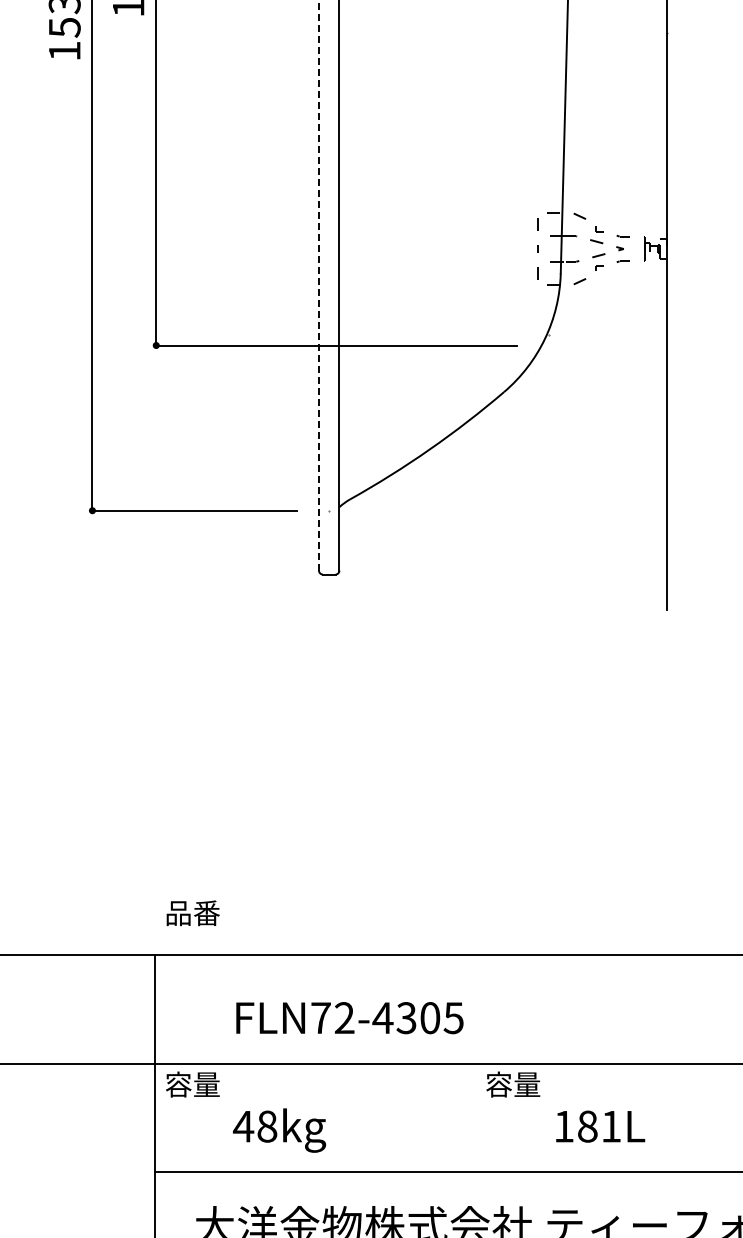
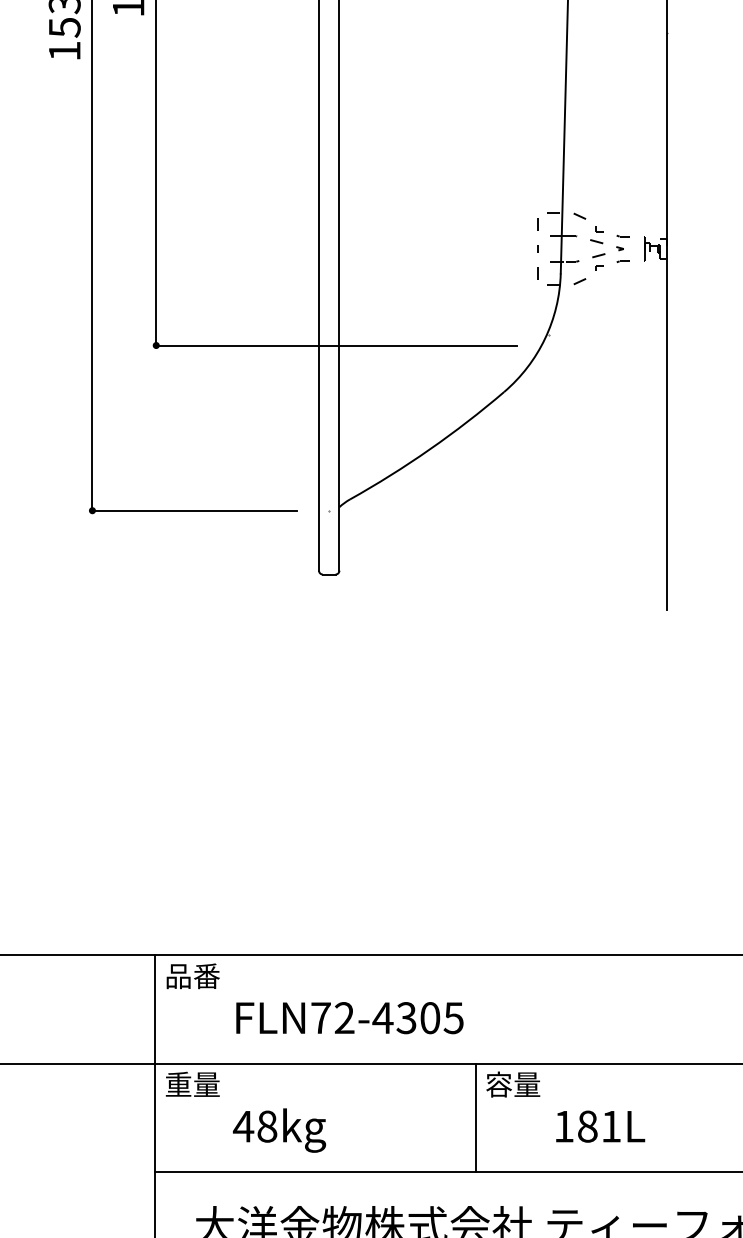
line: dashed -> solid (319, 284)
text position: (192, 913) -> (192, 976) (192, 976)
text: 容量 -> 重量 (178, 1084)
line: none -> present (475, 1117)
